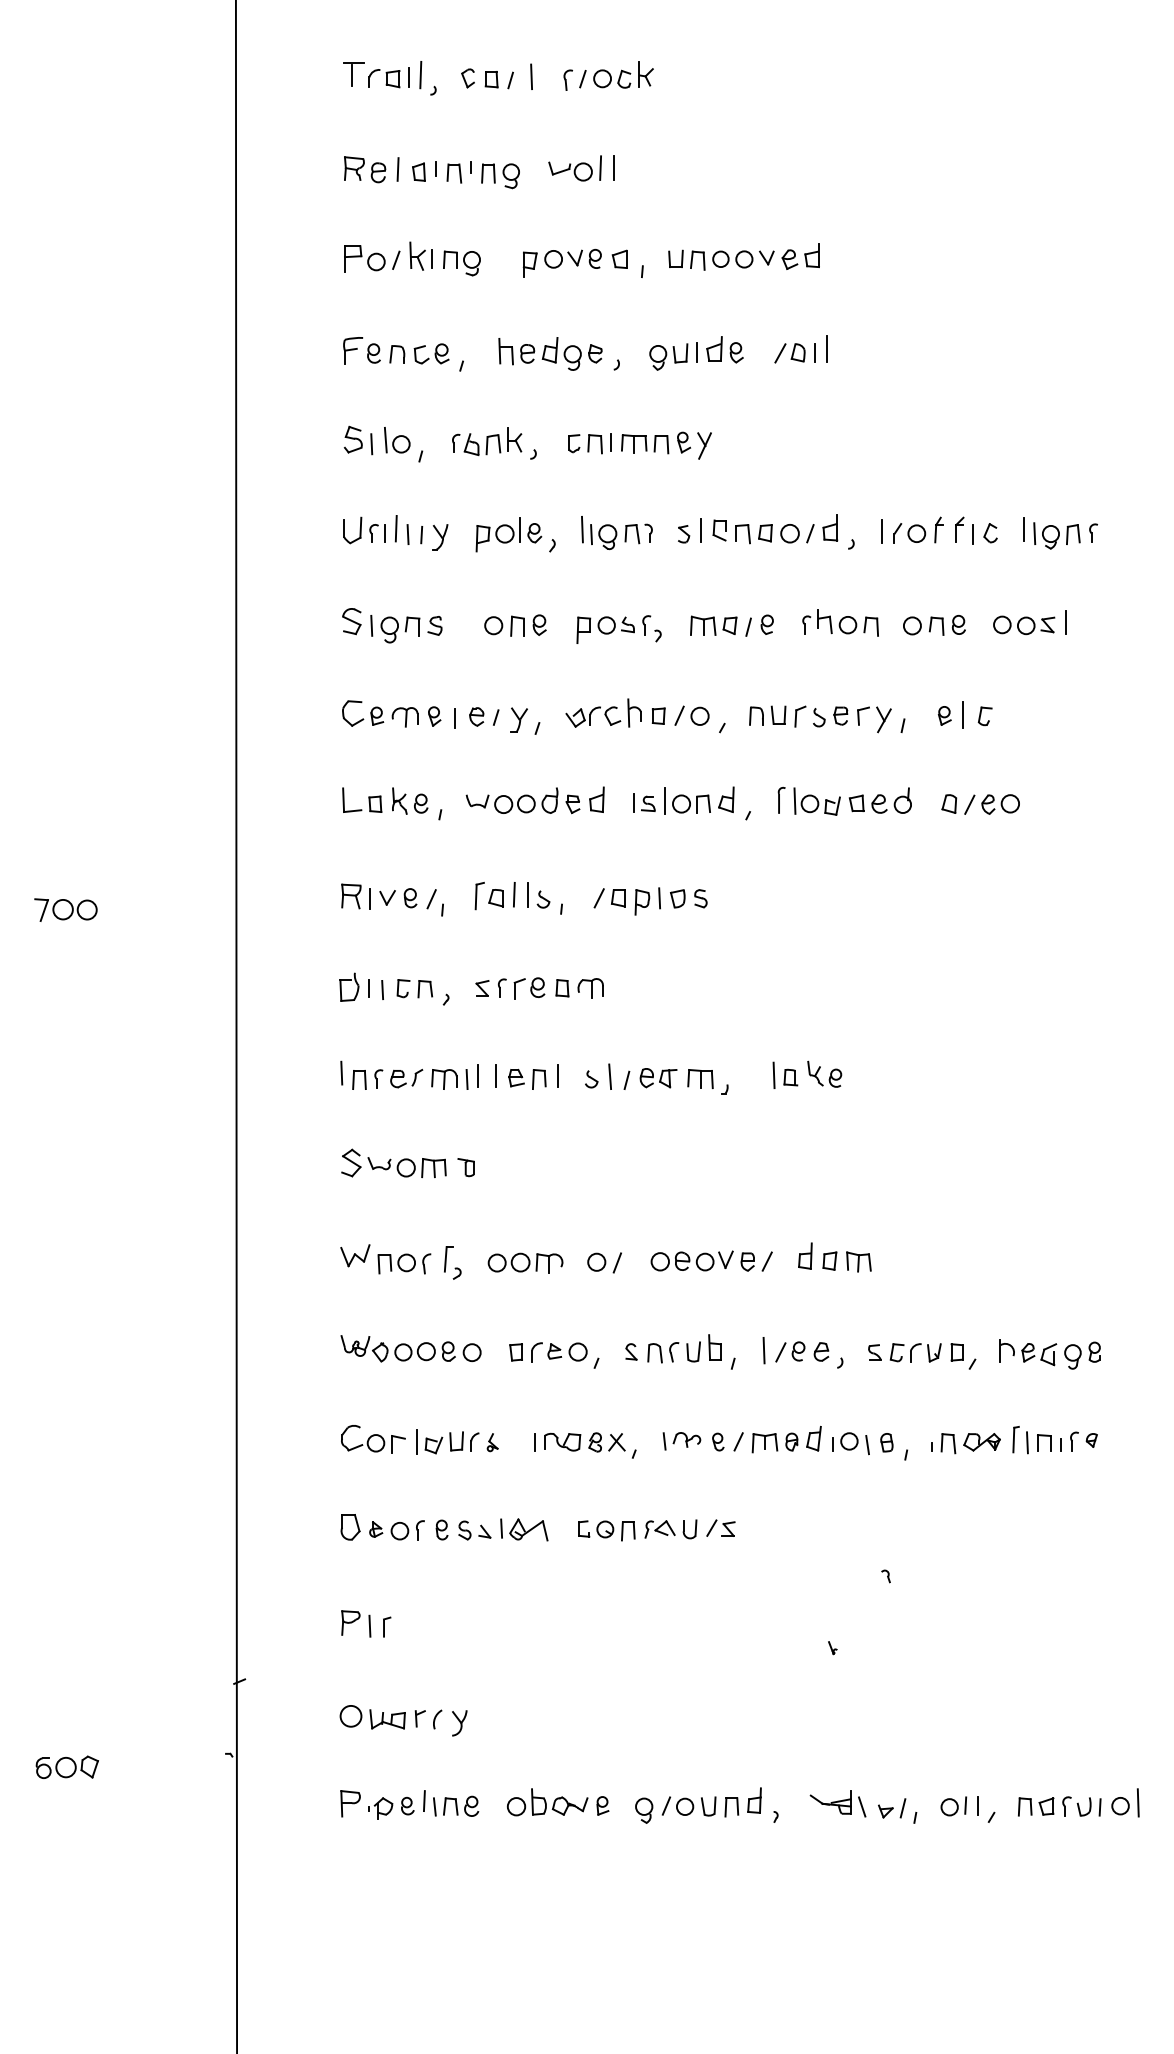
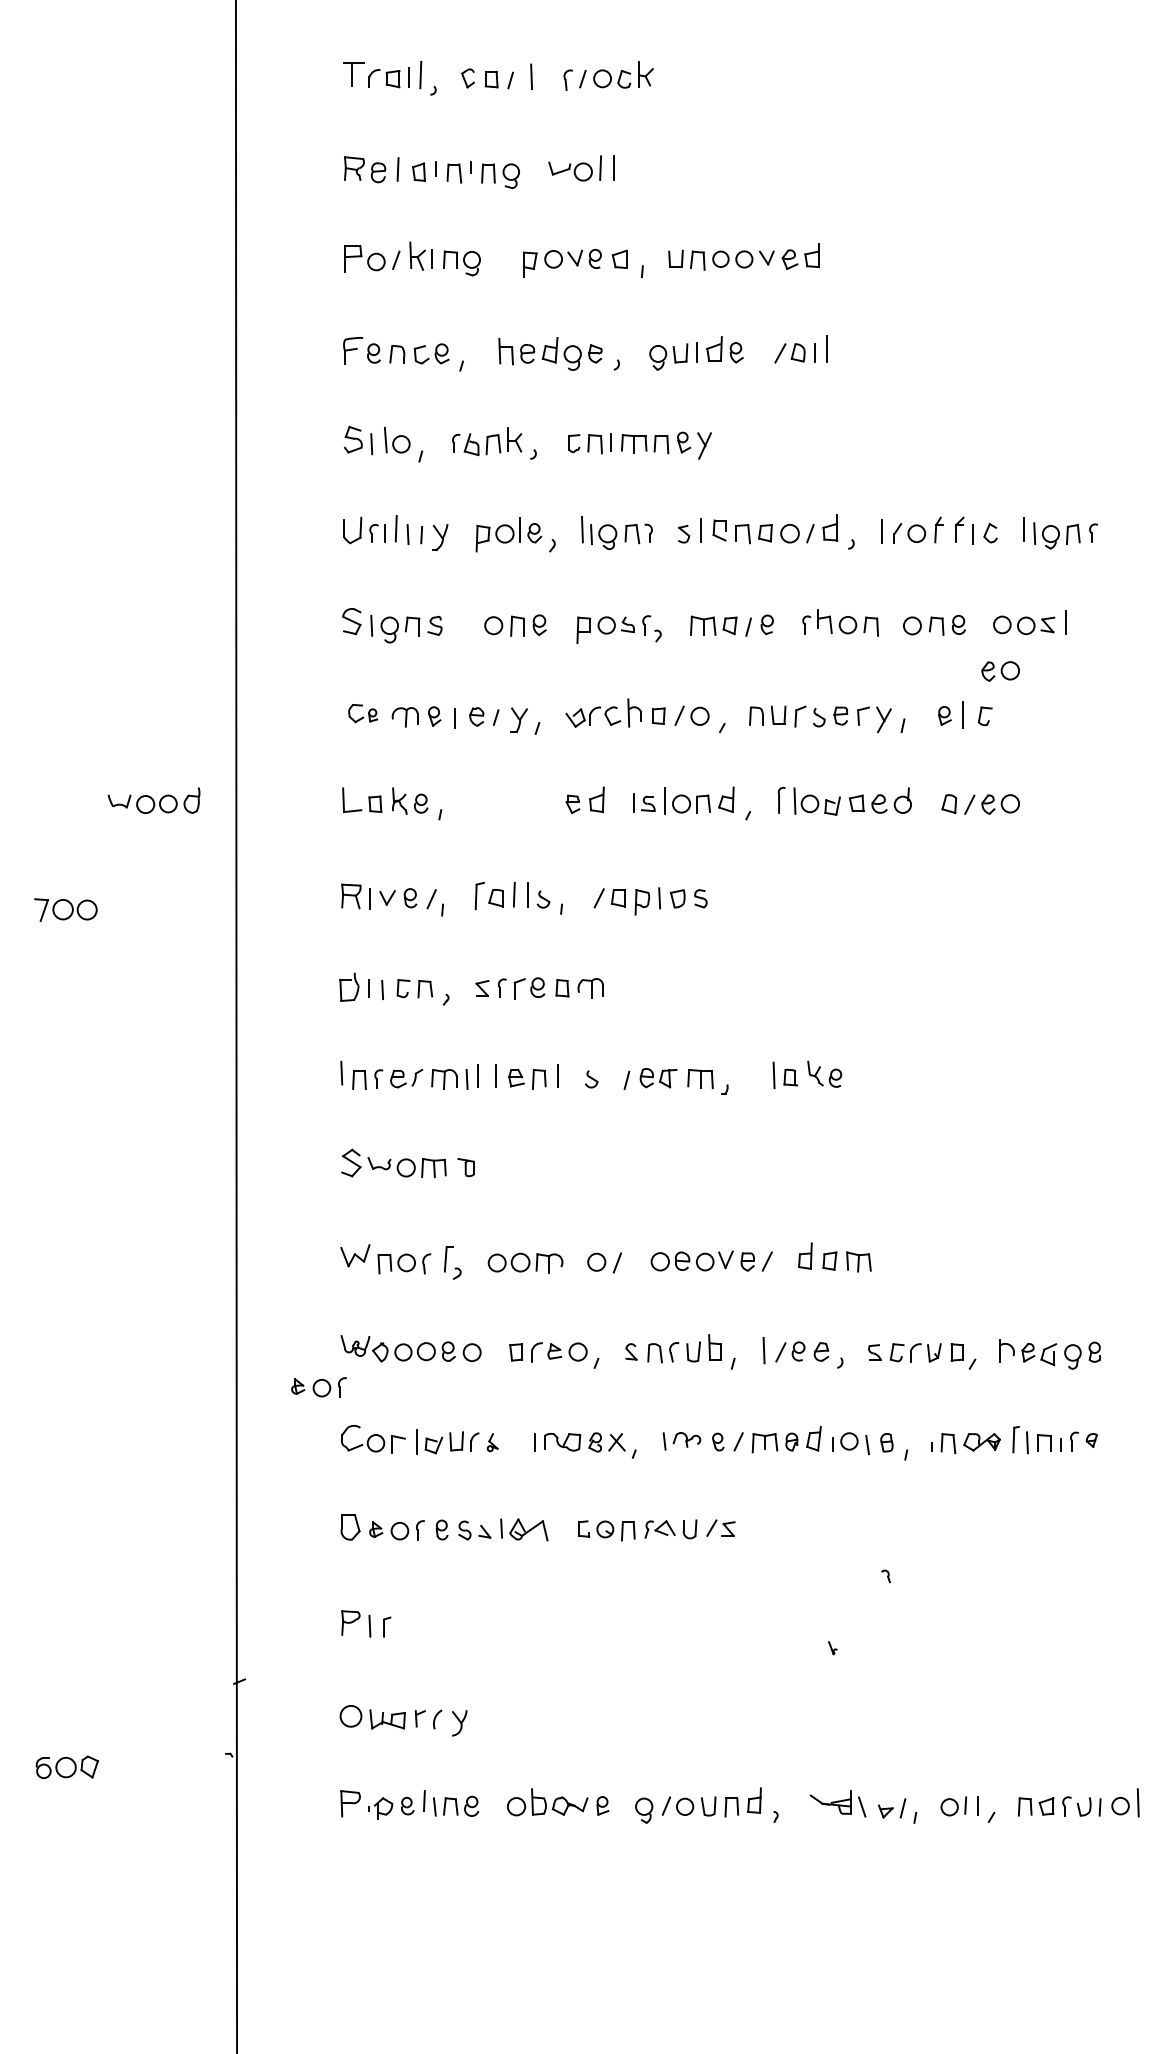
part: none -> present (1000, 671)
part size: 43x27 px -> 31x20 px (363, 713)
part position: (511, 800) -> (153, 800) (153, 800)
line: present -> none (609, 1076)
part: none -> present (318, 1387)
